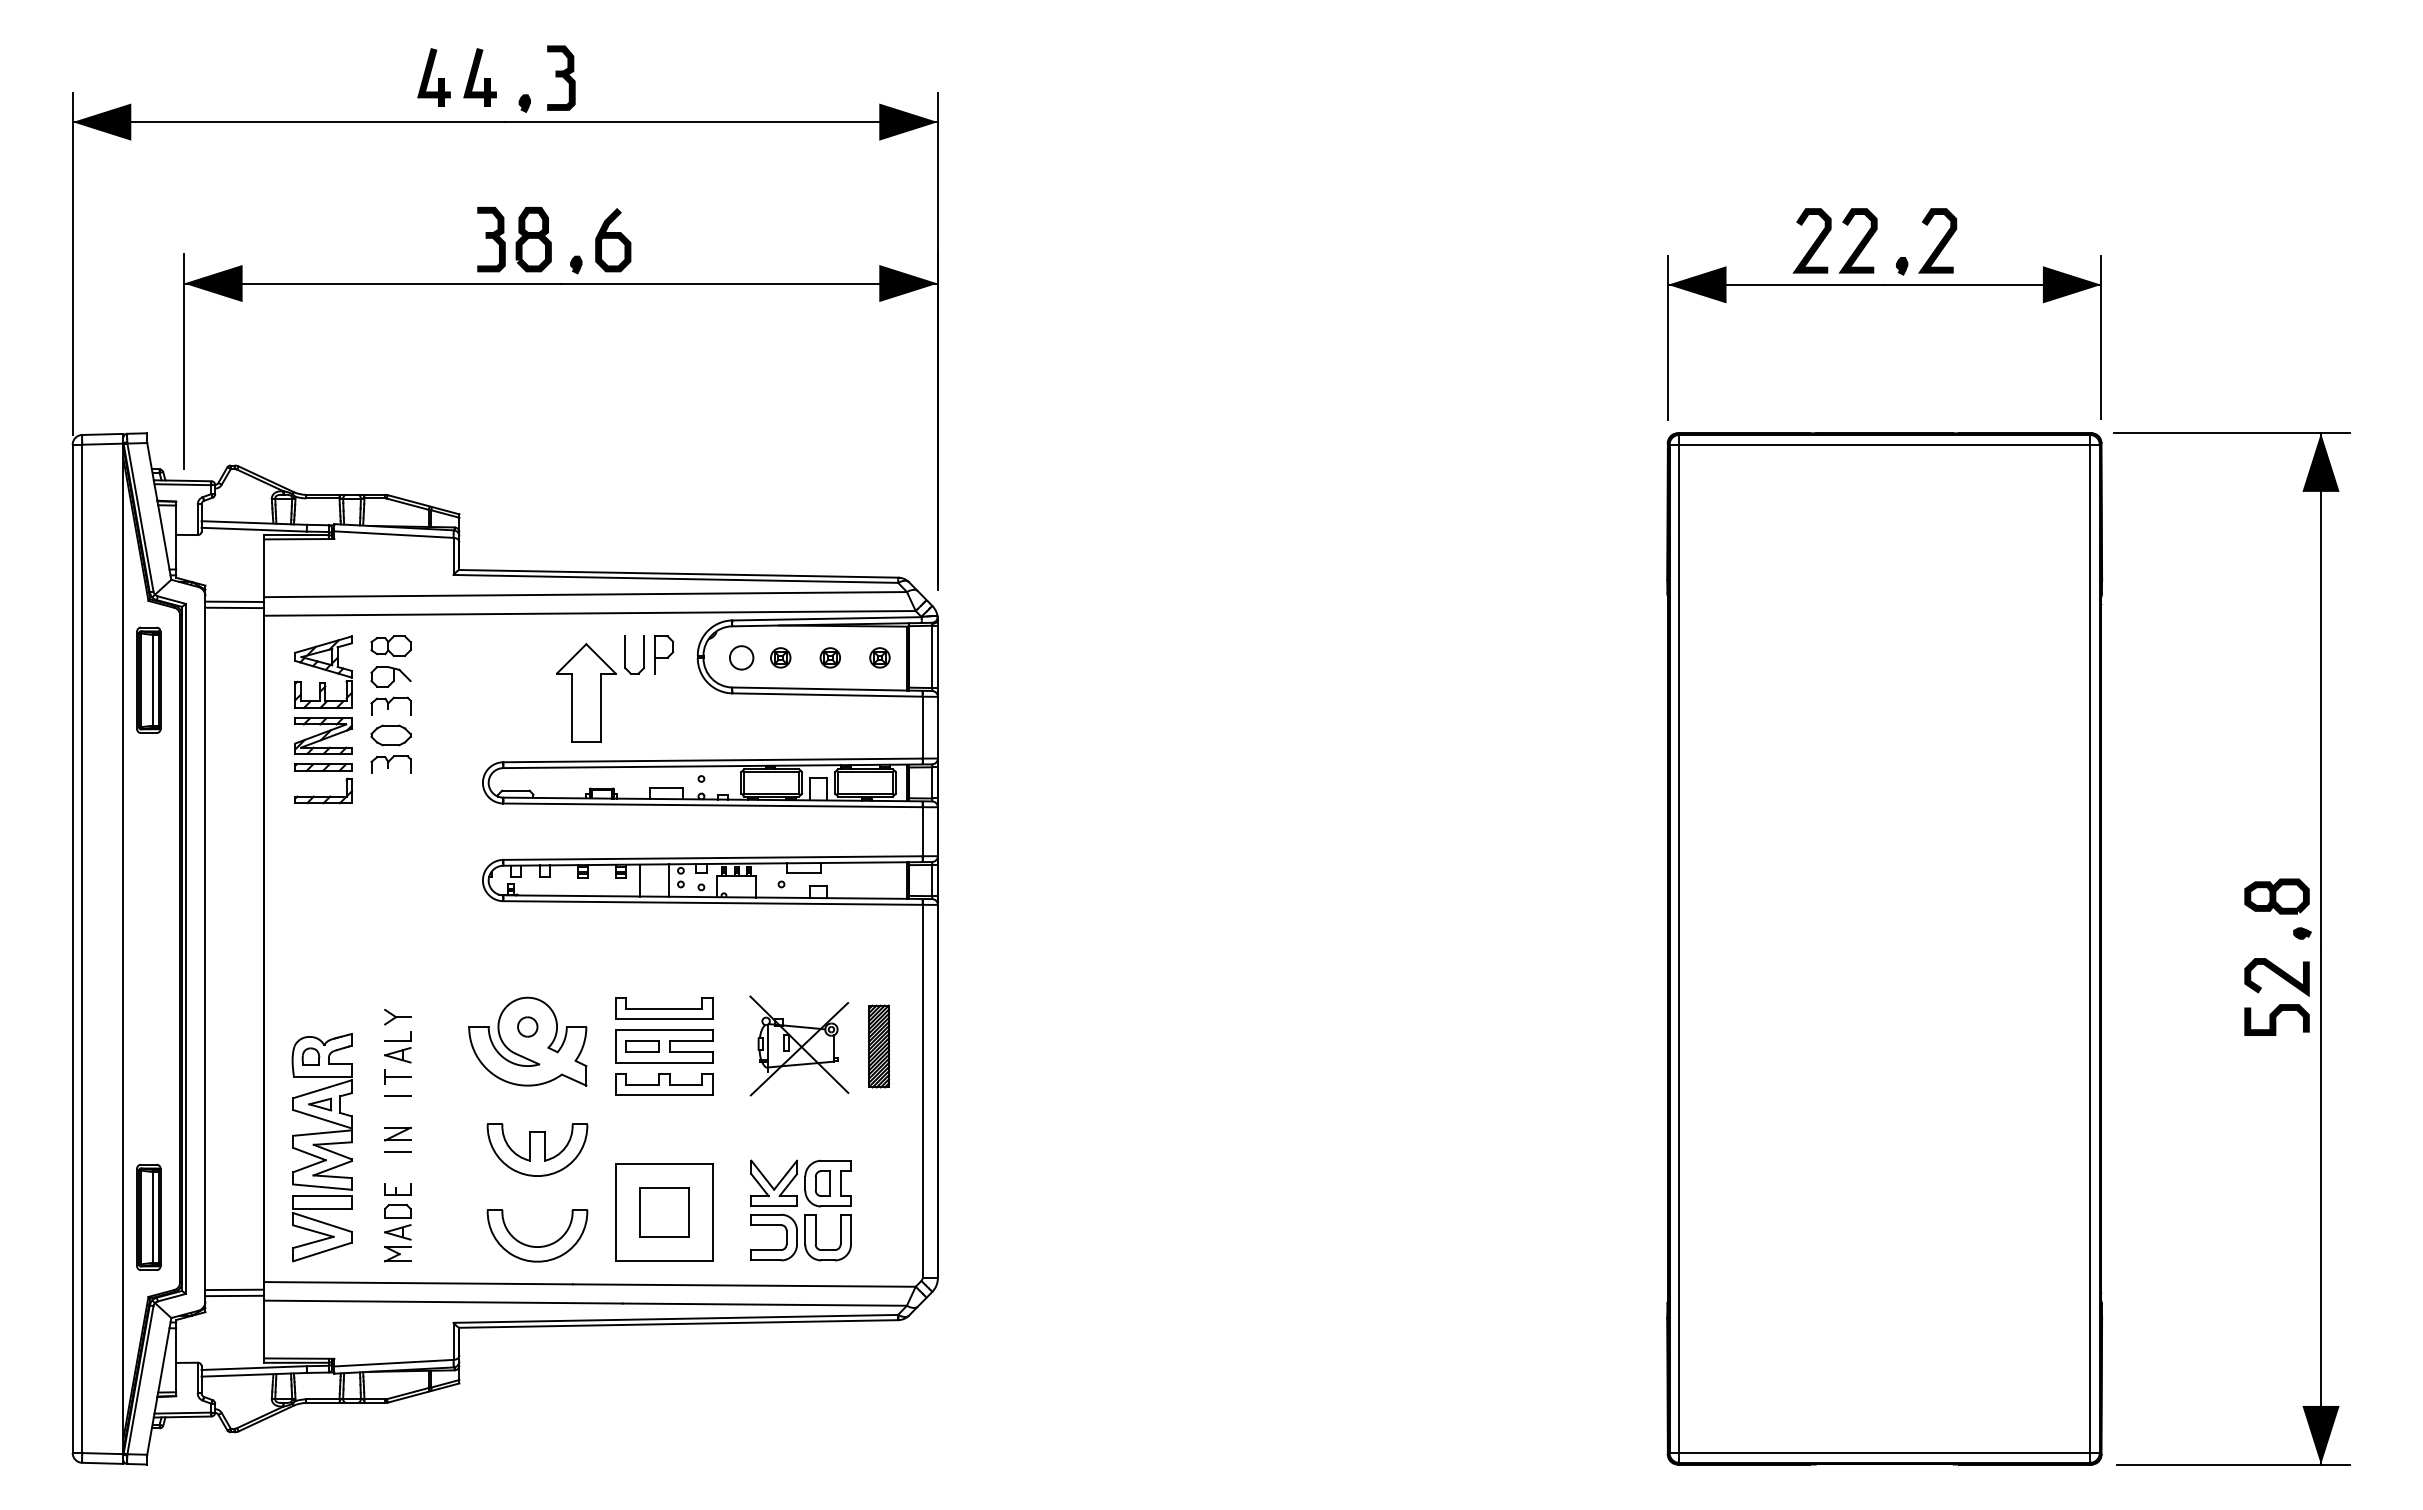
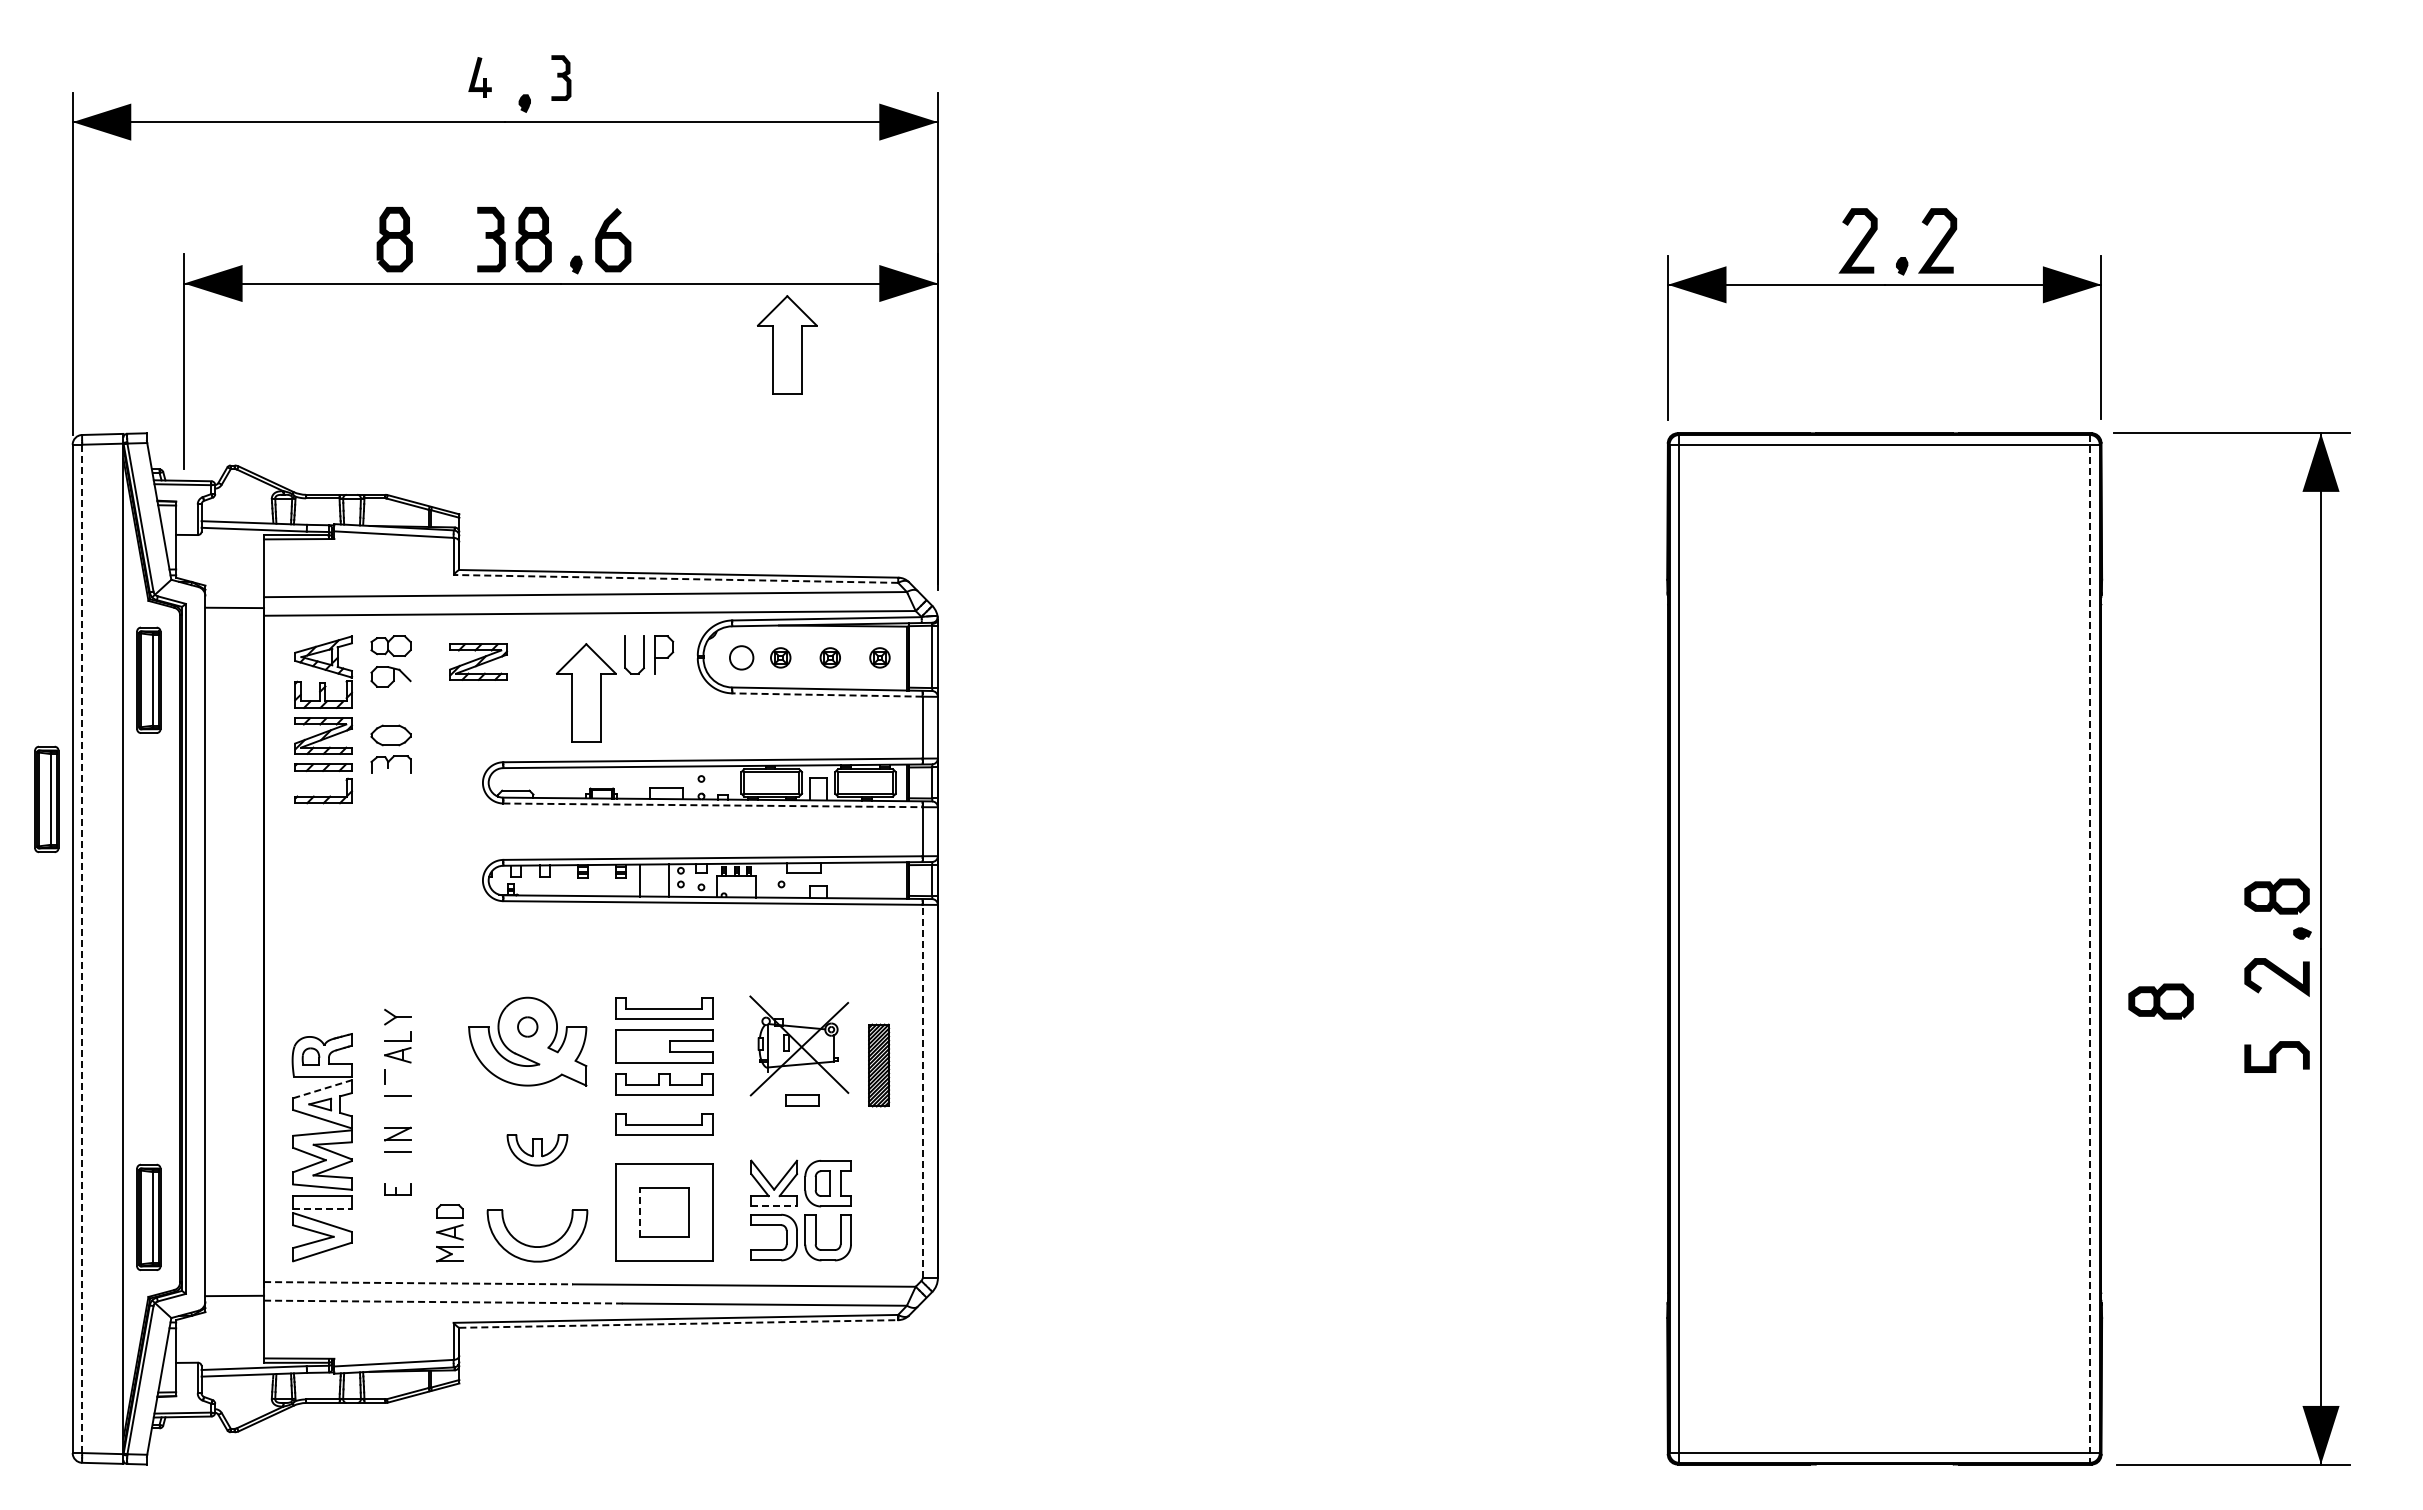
part: present -> none (433, 77)
part size: 34x59 px -> 24x41 px (479, 77)
part size: 29x66 px -> 21x46 px (561, 77)
part: none -> present (394, 239)
curve: present -> none (1814, 241)
part: none -> present (787, 344)
line: solid -> dashed (675, 578)
line: present -> none (234, 601)
part: none -> present (478, 661)
line: solid -> dashed (826, 695)
part: present -> none (390, 705)
part: none -> present (46, 798)
line: solid -> dashed (712, 805)
line: solid -> dashed (2090, 948)
line: solid -> dashed (82, 949)
part: none -> present (2160, 1001)
curve position: (2276, 1019) -> (2276, 1056) (2276, 1056)
part position: (642, 1046) -> (802, 1100) (802, 1100)
part position: (879, 1046) -> (879, 1065) (879, 1065)
line: present -> none (397, 1077)
line: solid -> dashed (322, 1089)
line: solid -> dashed (922, 1091)
part: none -> present (664, 1124)
part size: 103x54 px -> 63x33 px (537, 1150)
line: solid -> dashed (774, 1206)
line: solid -> dashed (323, 1208)
line: solid -> dashed (640, 1212)
part position: (397, 1233) -> (449, 1233) (449, 1233)
line: solid -> dashed (419, 1283)
line: present -> none (234, 1289)
line: solid -> dashed (443, 1302)
line: solid -> dashed (678, 1323)
